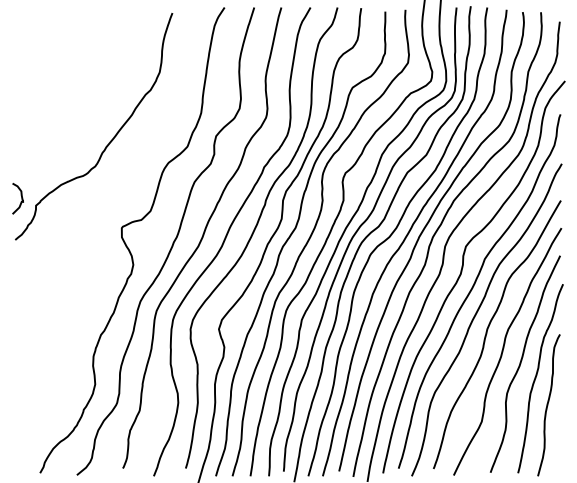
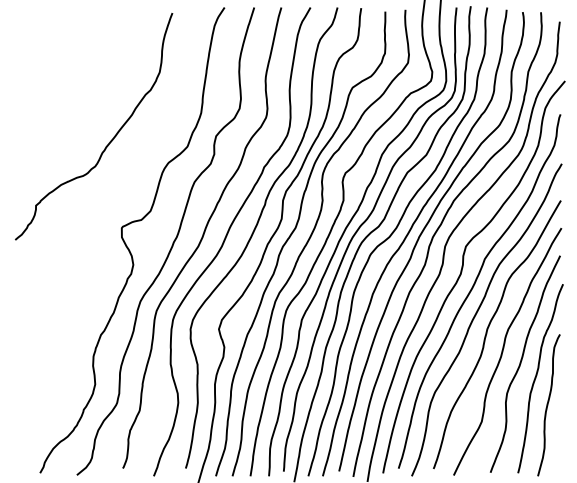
curve: present -> none (21, 198)
